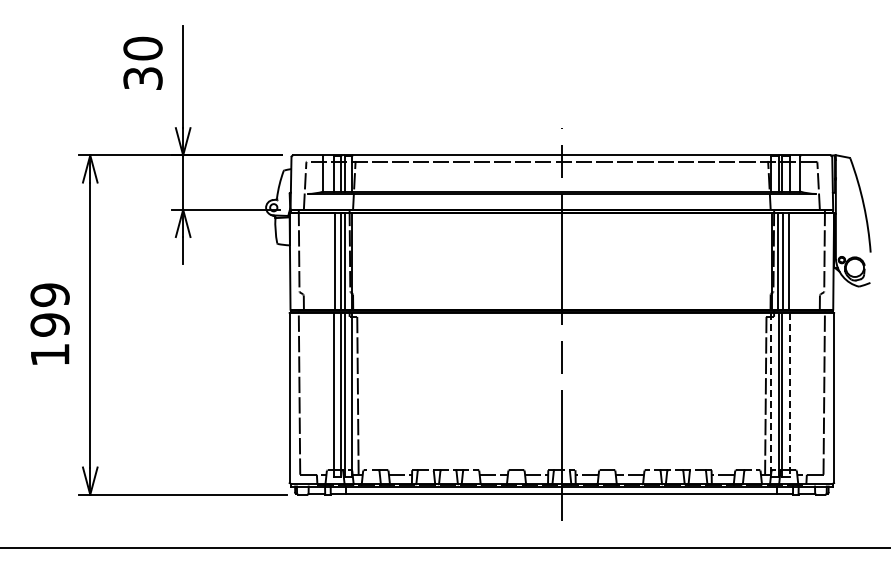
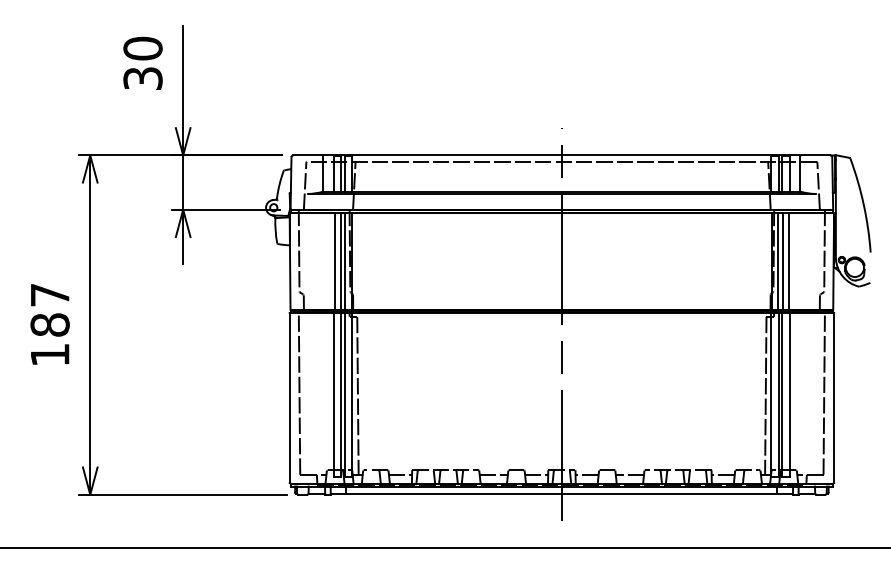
text: 199 -> 187 (49, 309)
line: dashed -> solid (771, 395)
line: dashed -> solid (789, 395)
